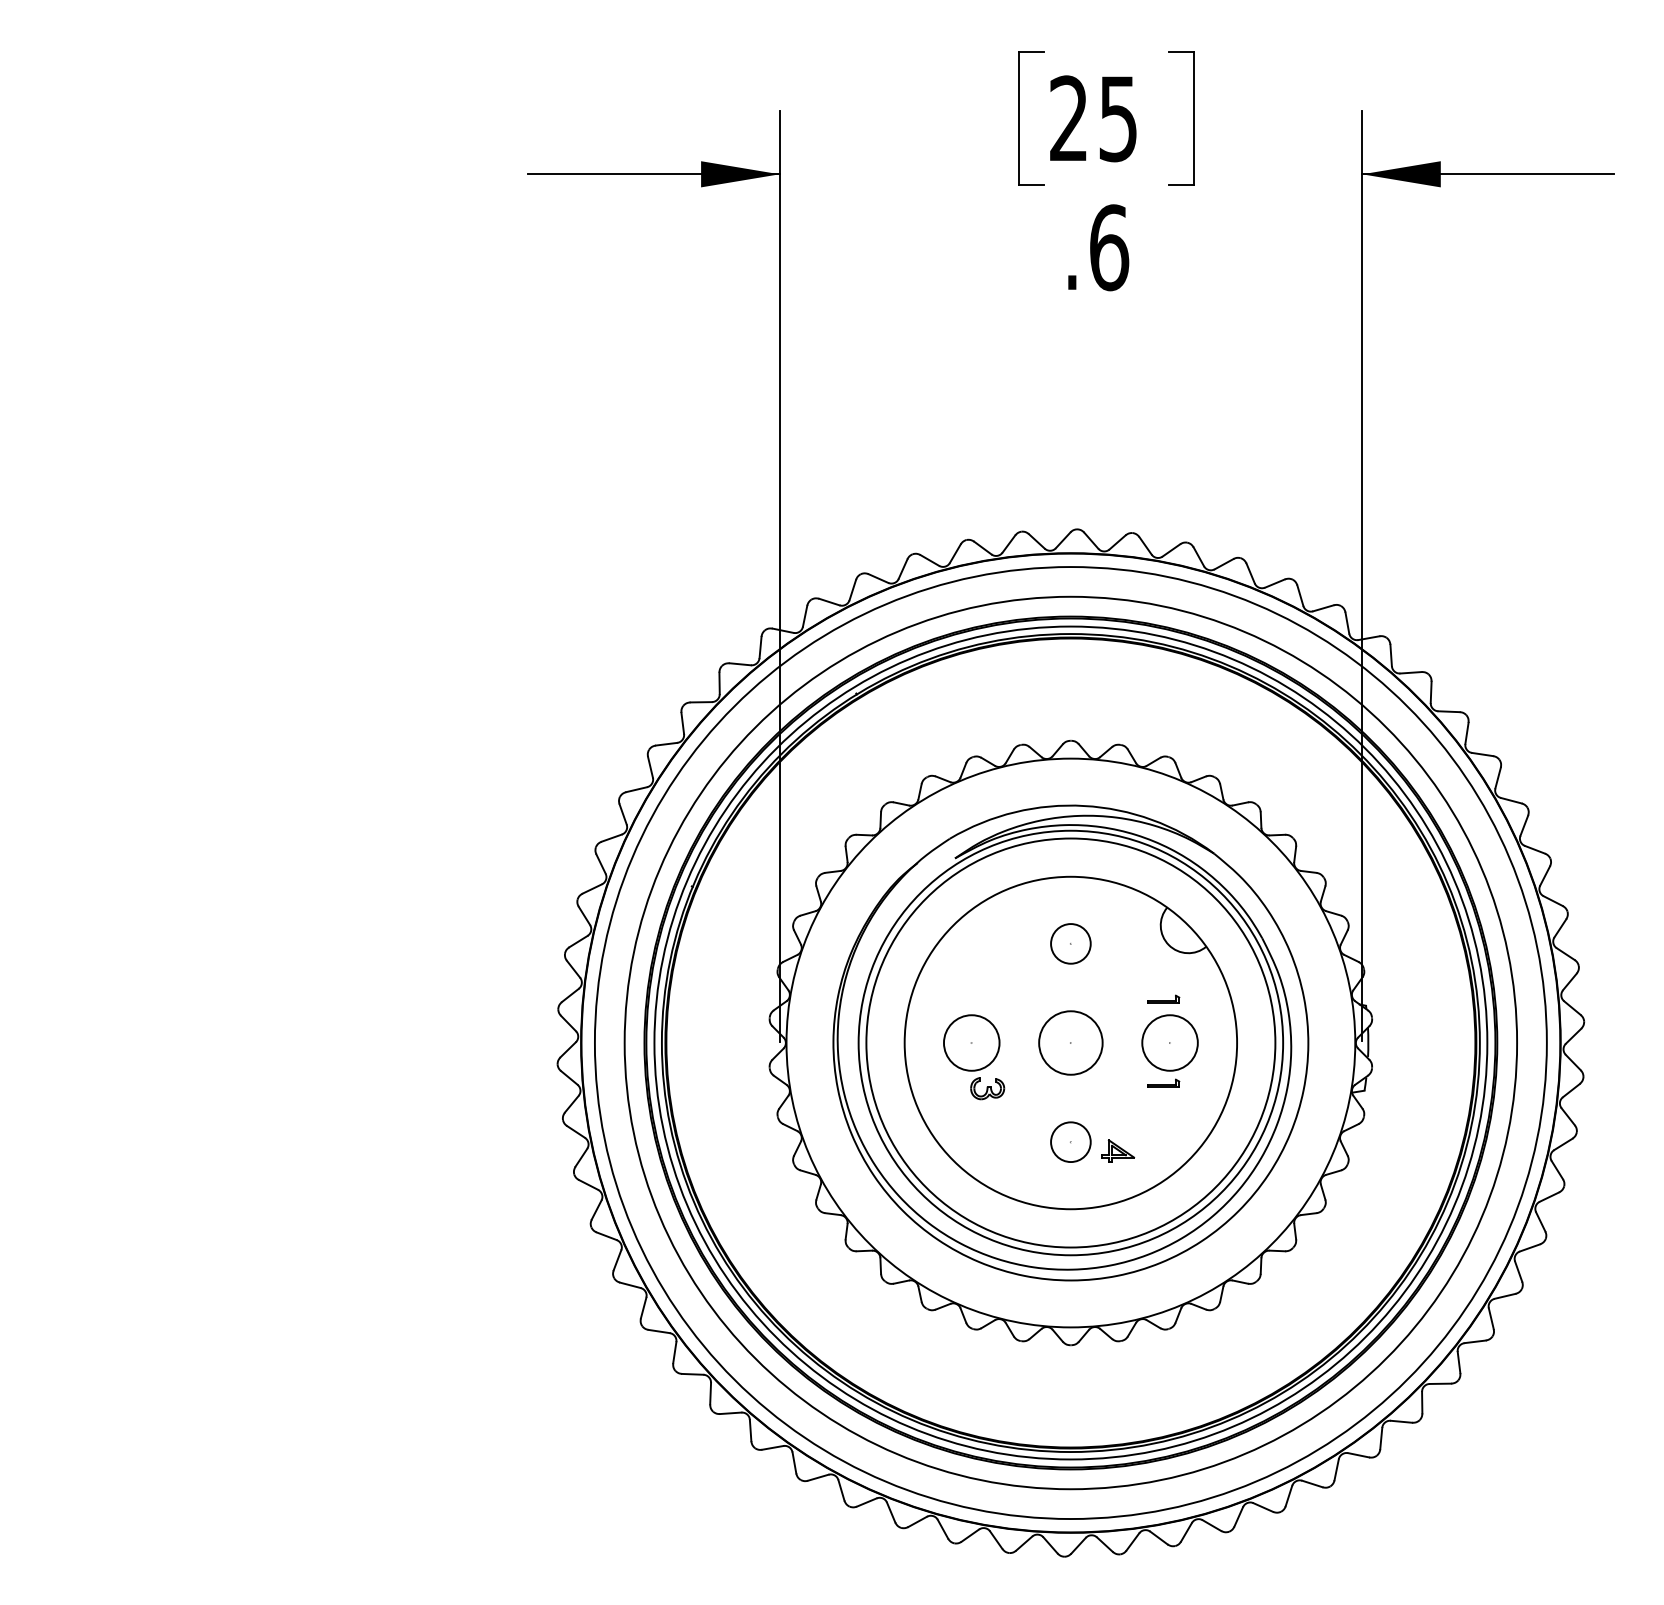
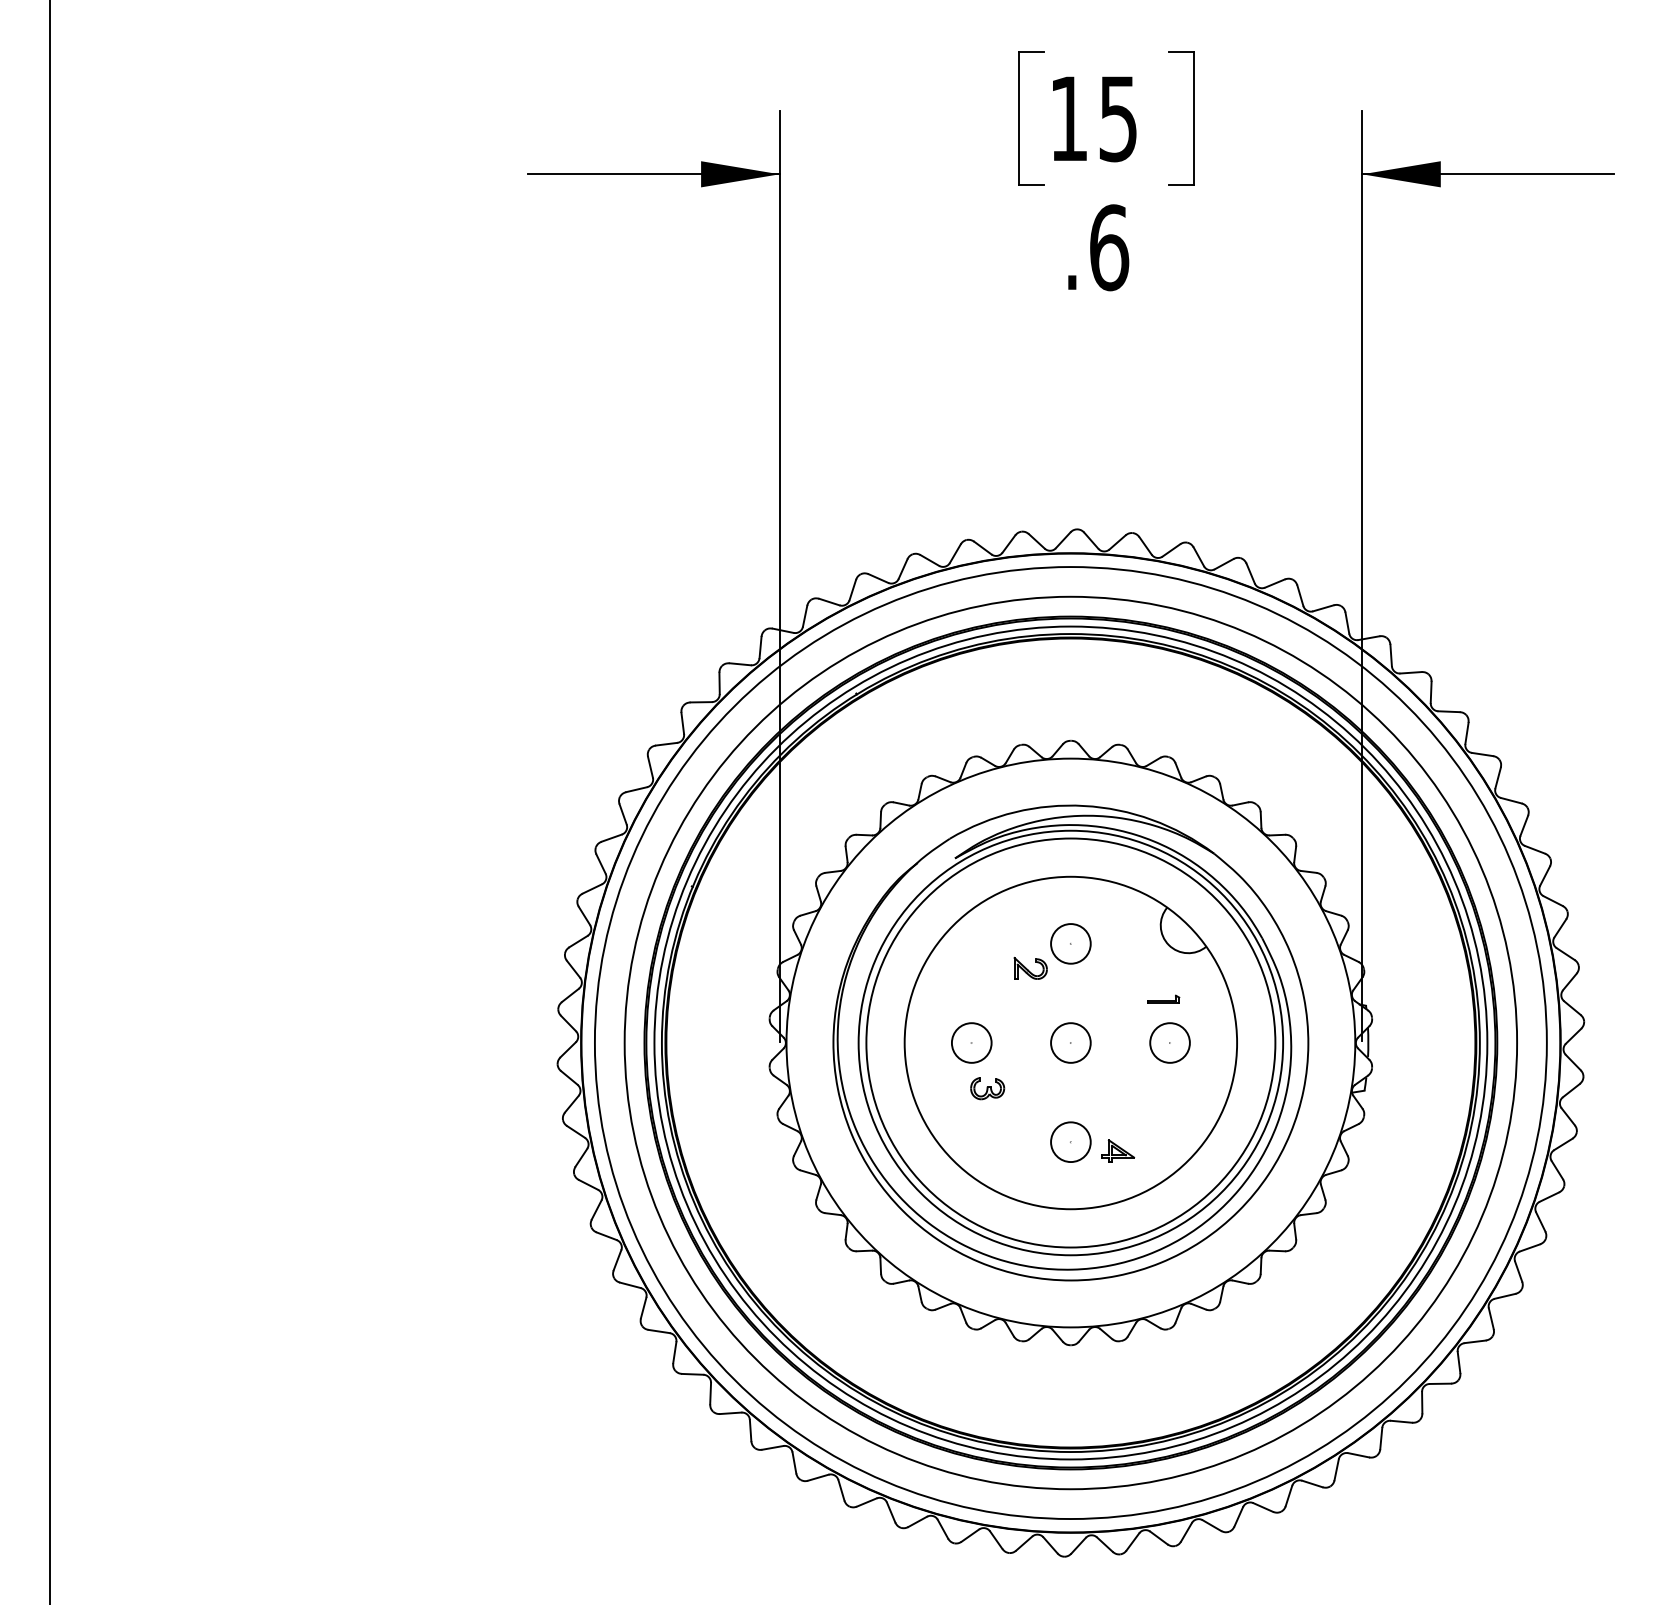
text: 25 -> 15 (1068, 117)
line: none -> present (49, 801)
part: none -> present (1030, 967)
circle diameter: 56 px -> 40 px (971, 1042)
circle diameter: 64 px -> 40 px (1070, 1042)
circle diameter: 56 px -> 40 px (1169, 1042)
part: present -> none (1163, 1082)
